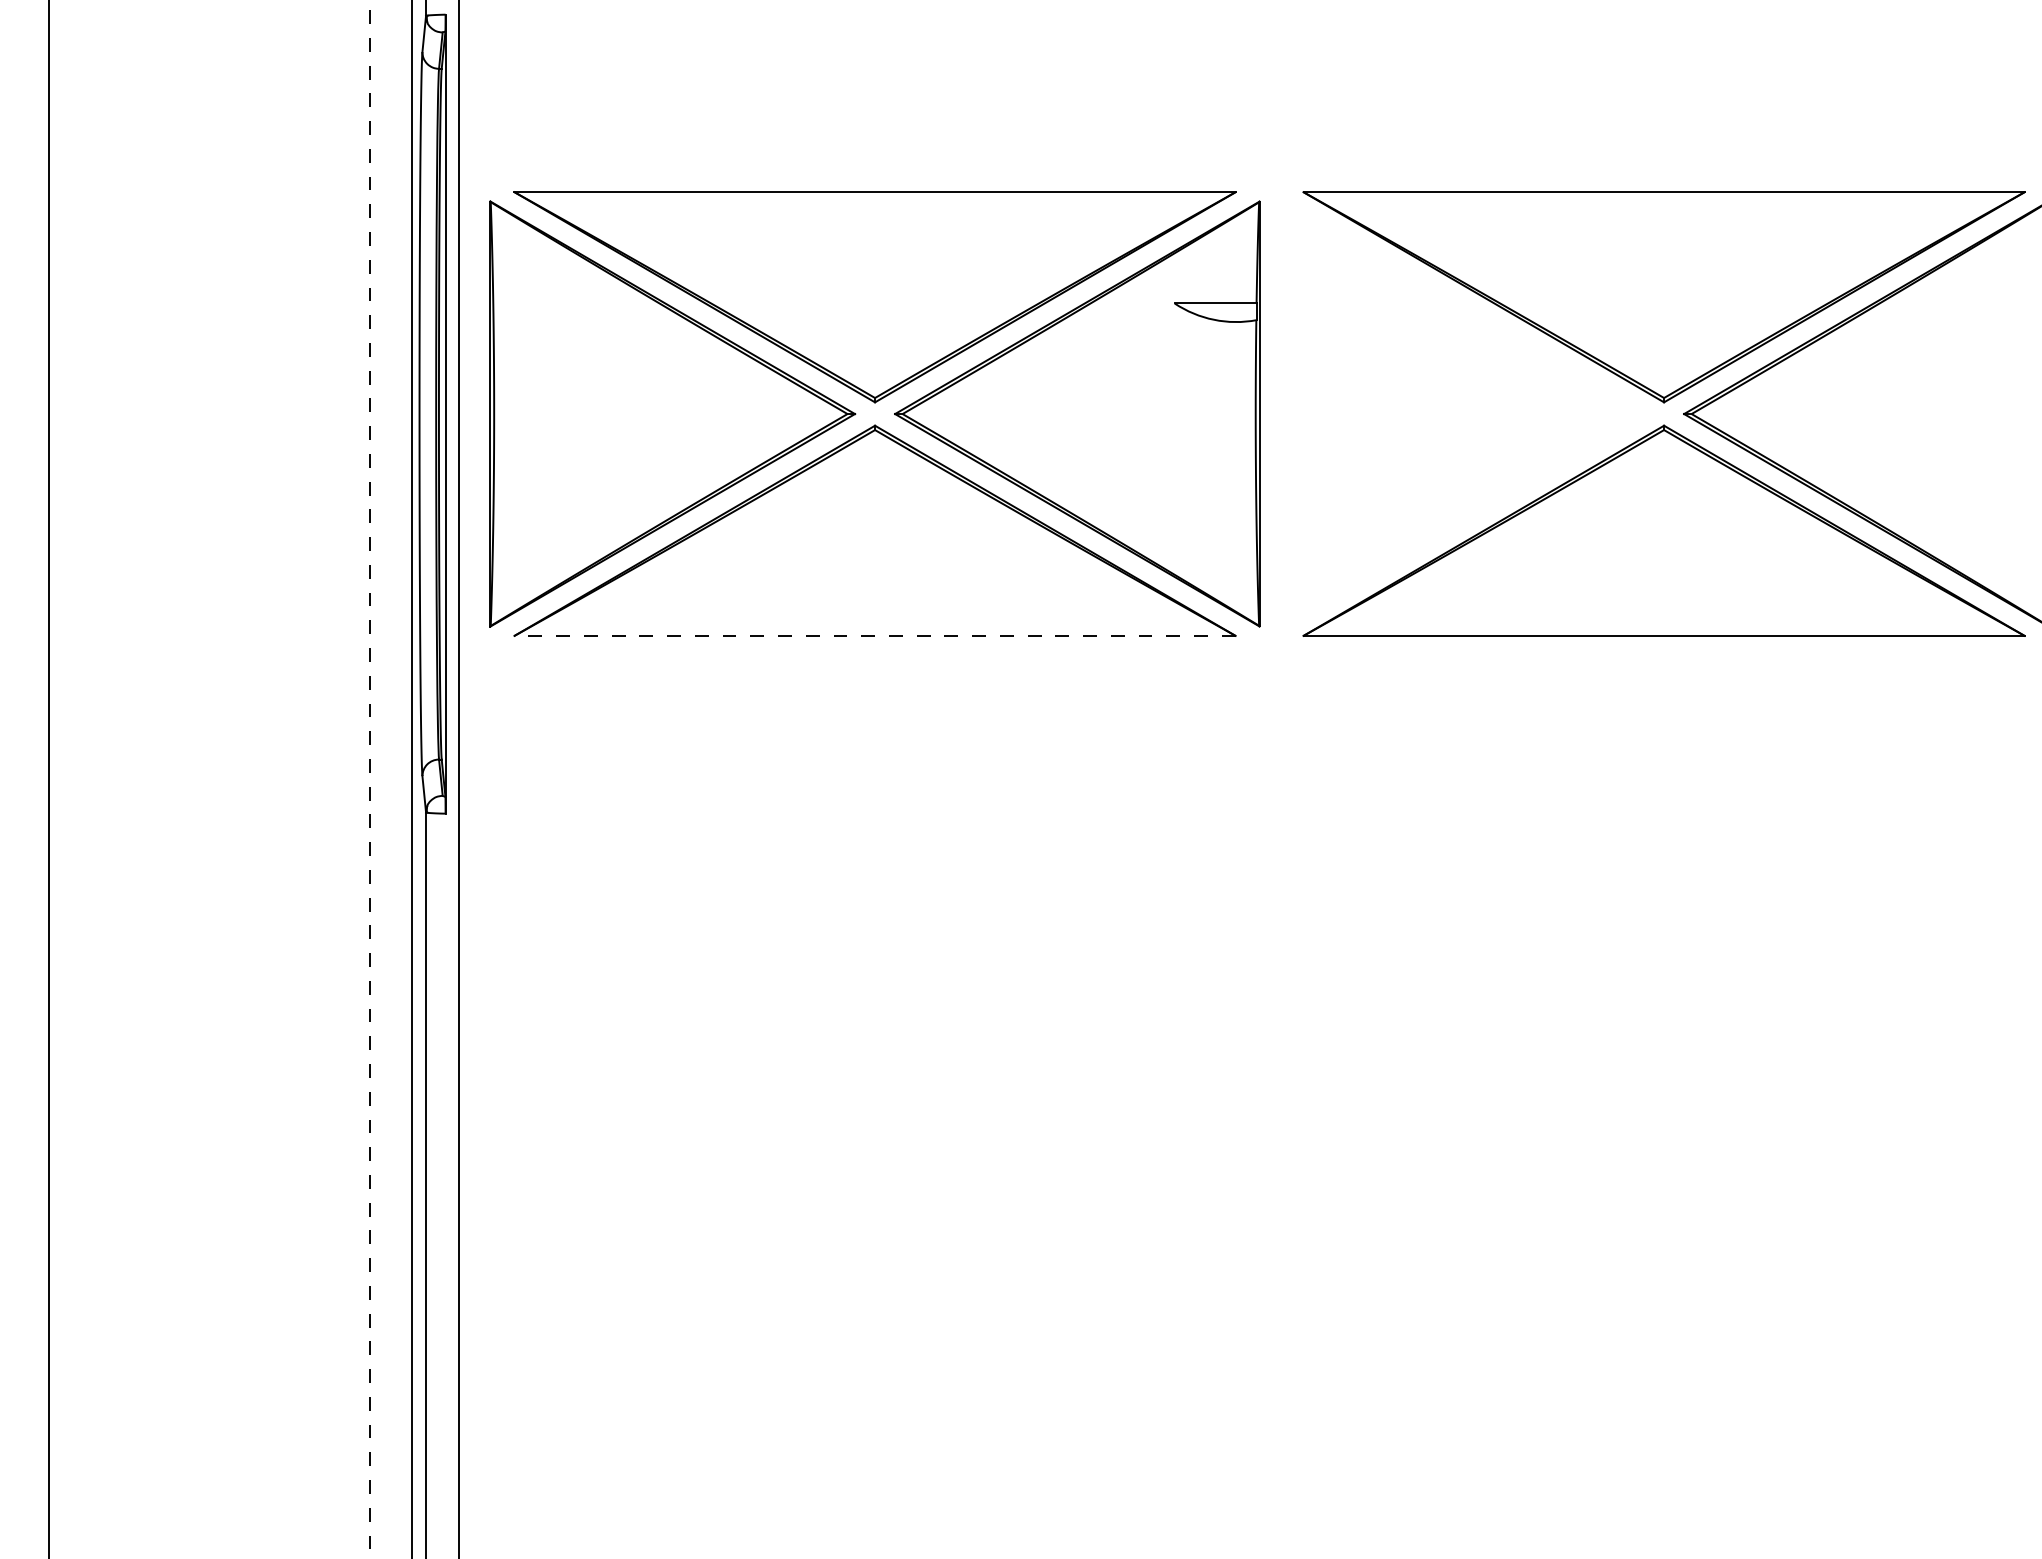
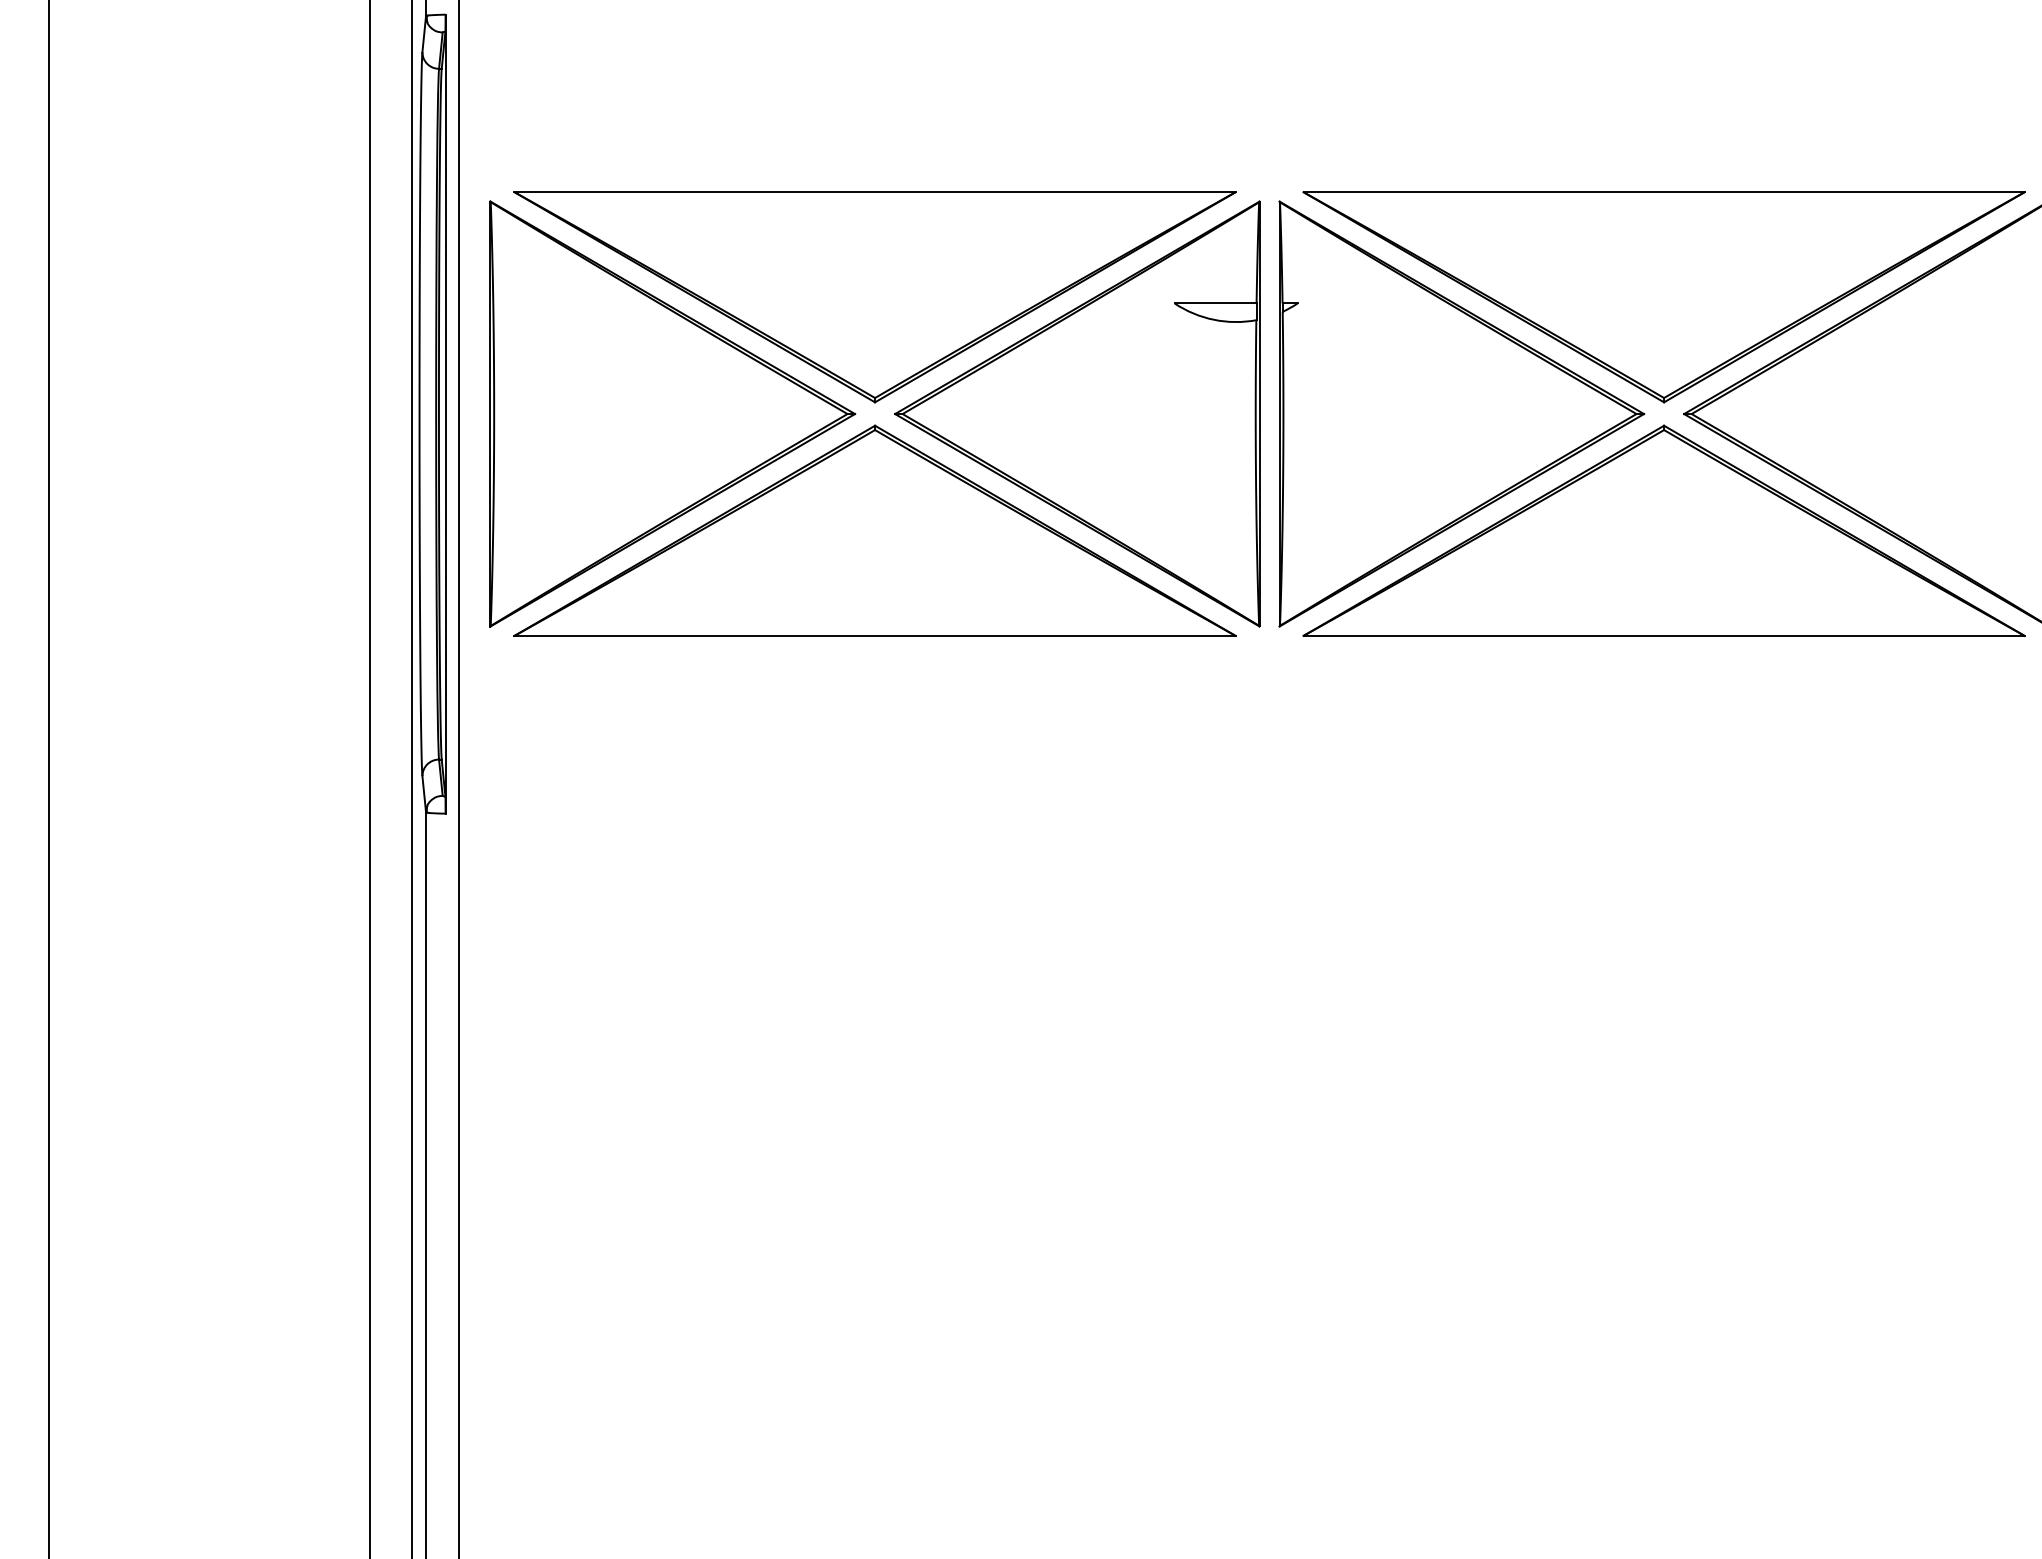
part: none -> present (1461, 413)
line: dashed -> solid (875, 635)
line: dashed -> solid (370, 779)
